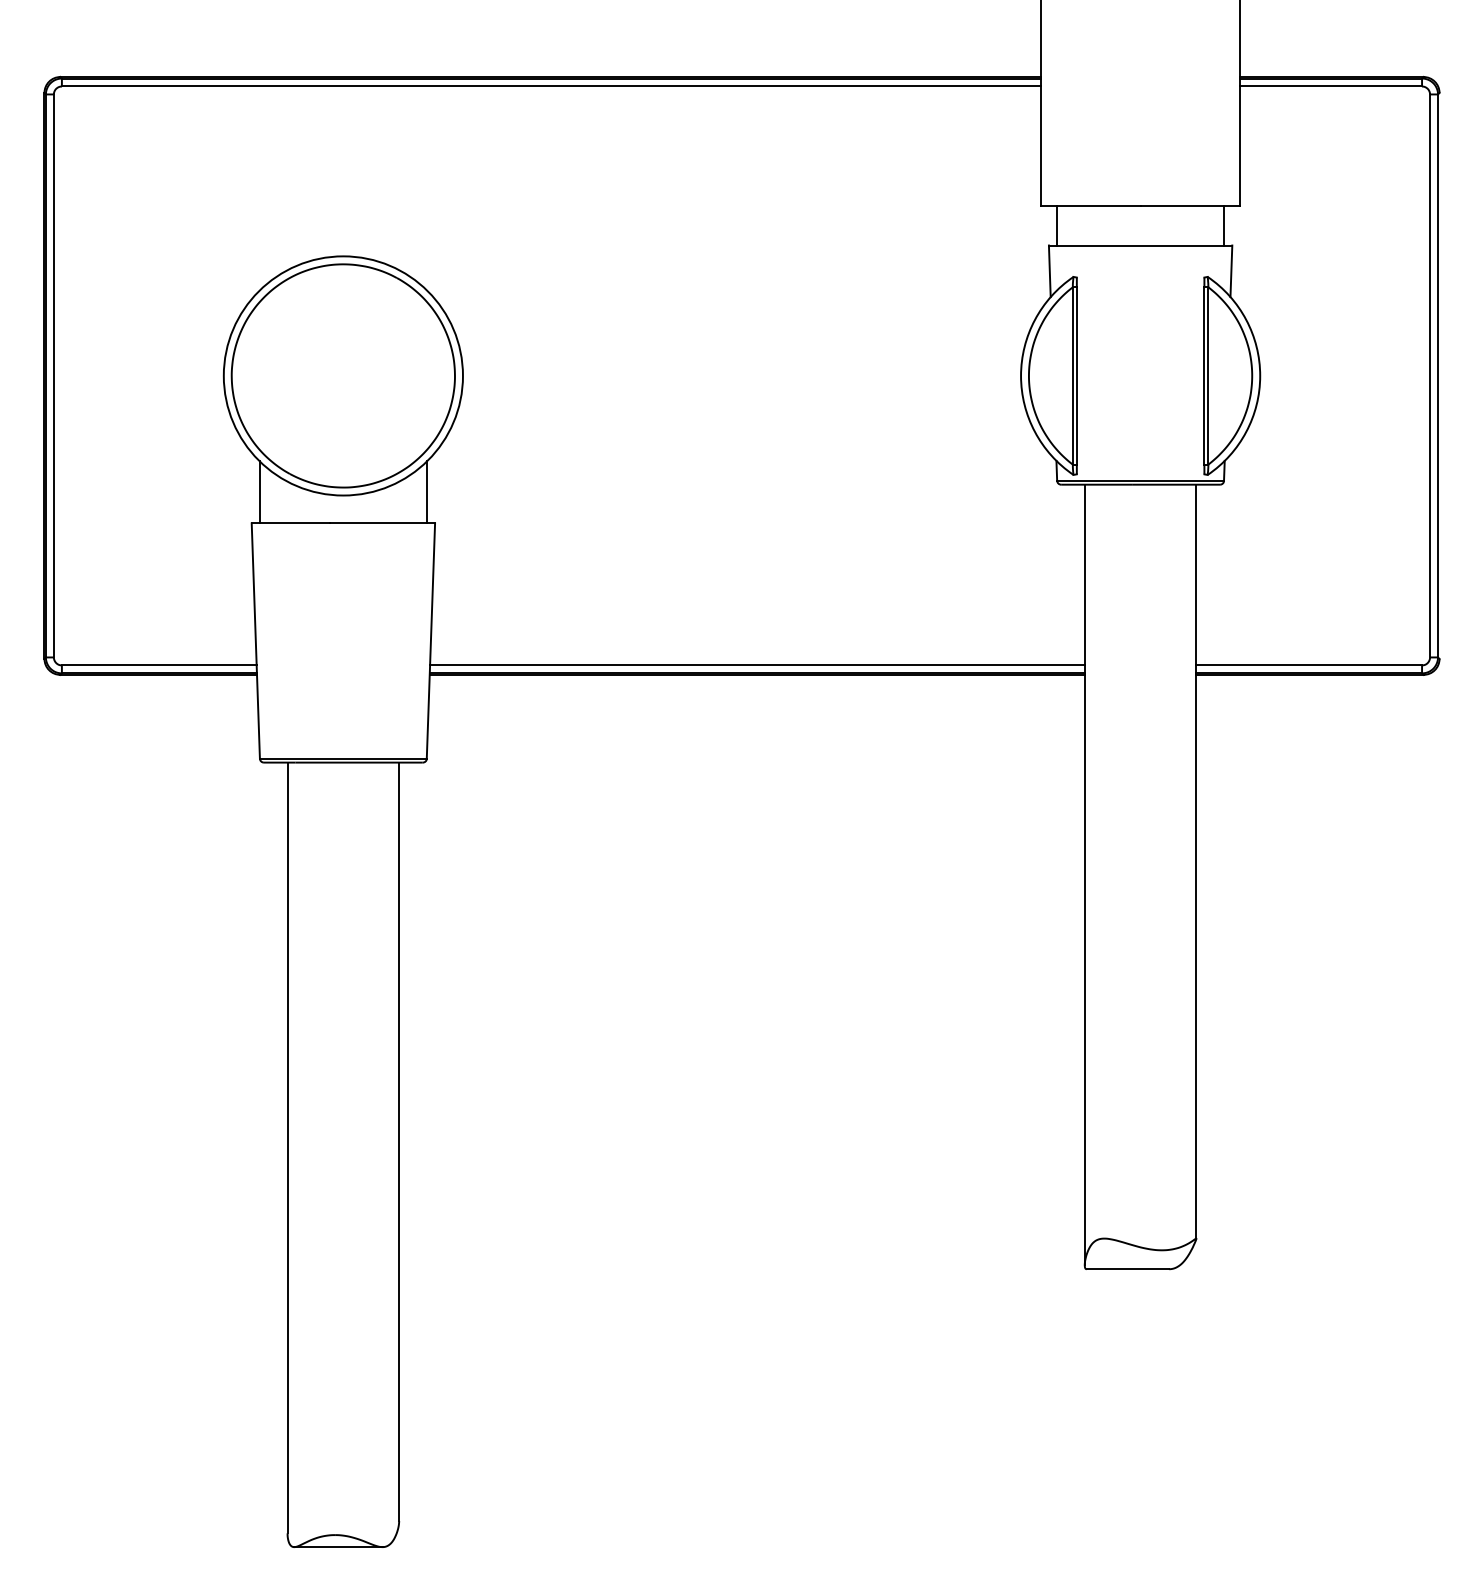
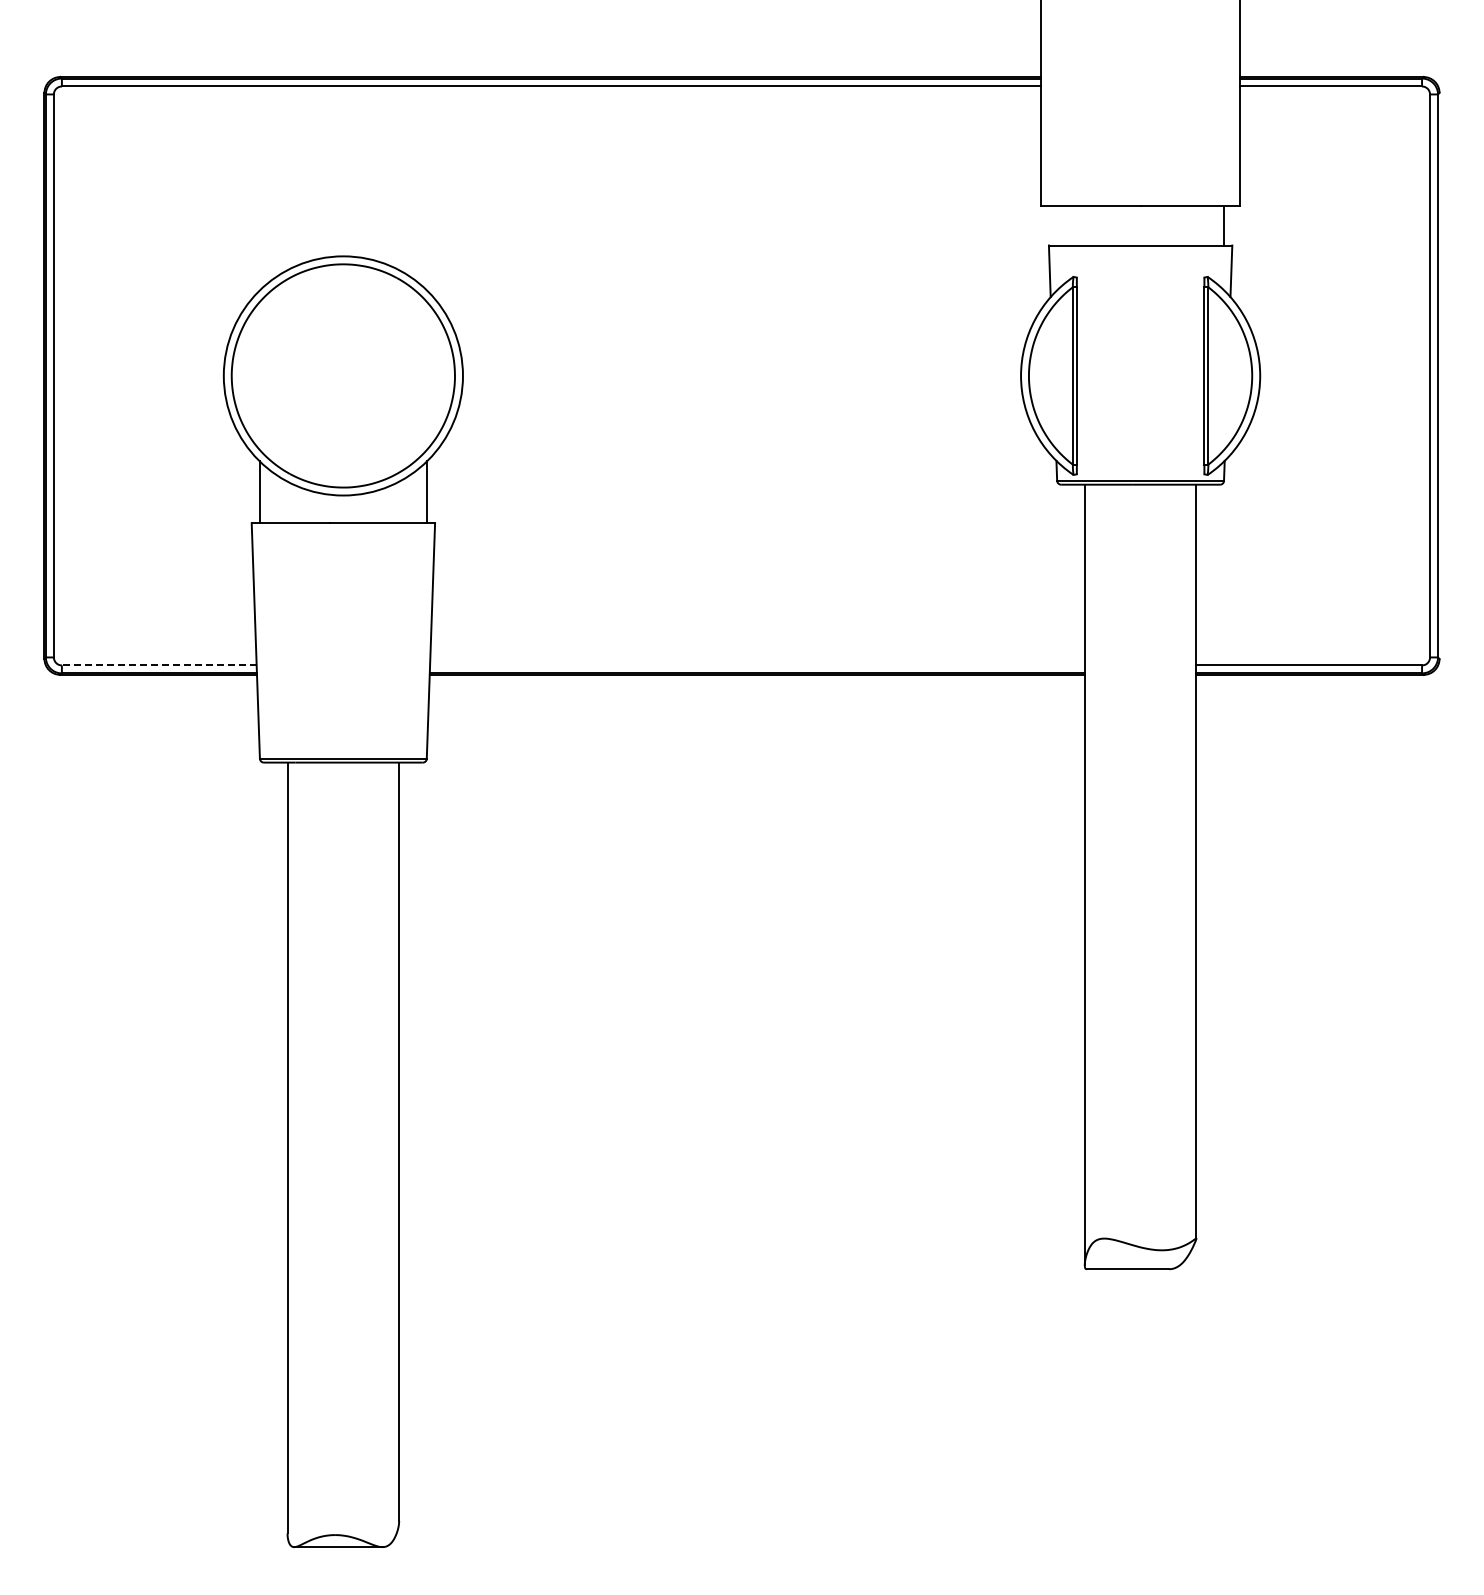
line: present -> none (1056, 225)
line: solid -> dashed (158, 665)
line: present -> none (757, 665)
